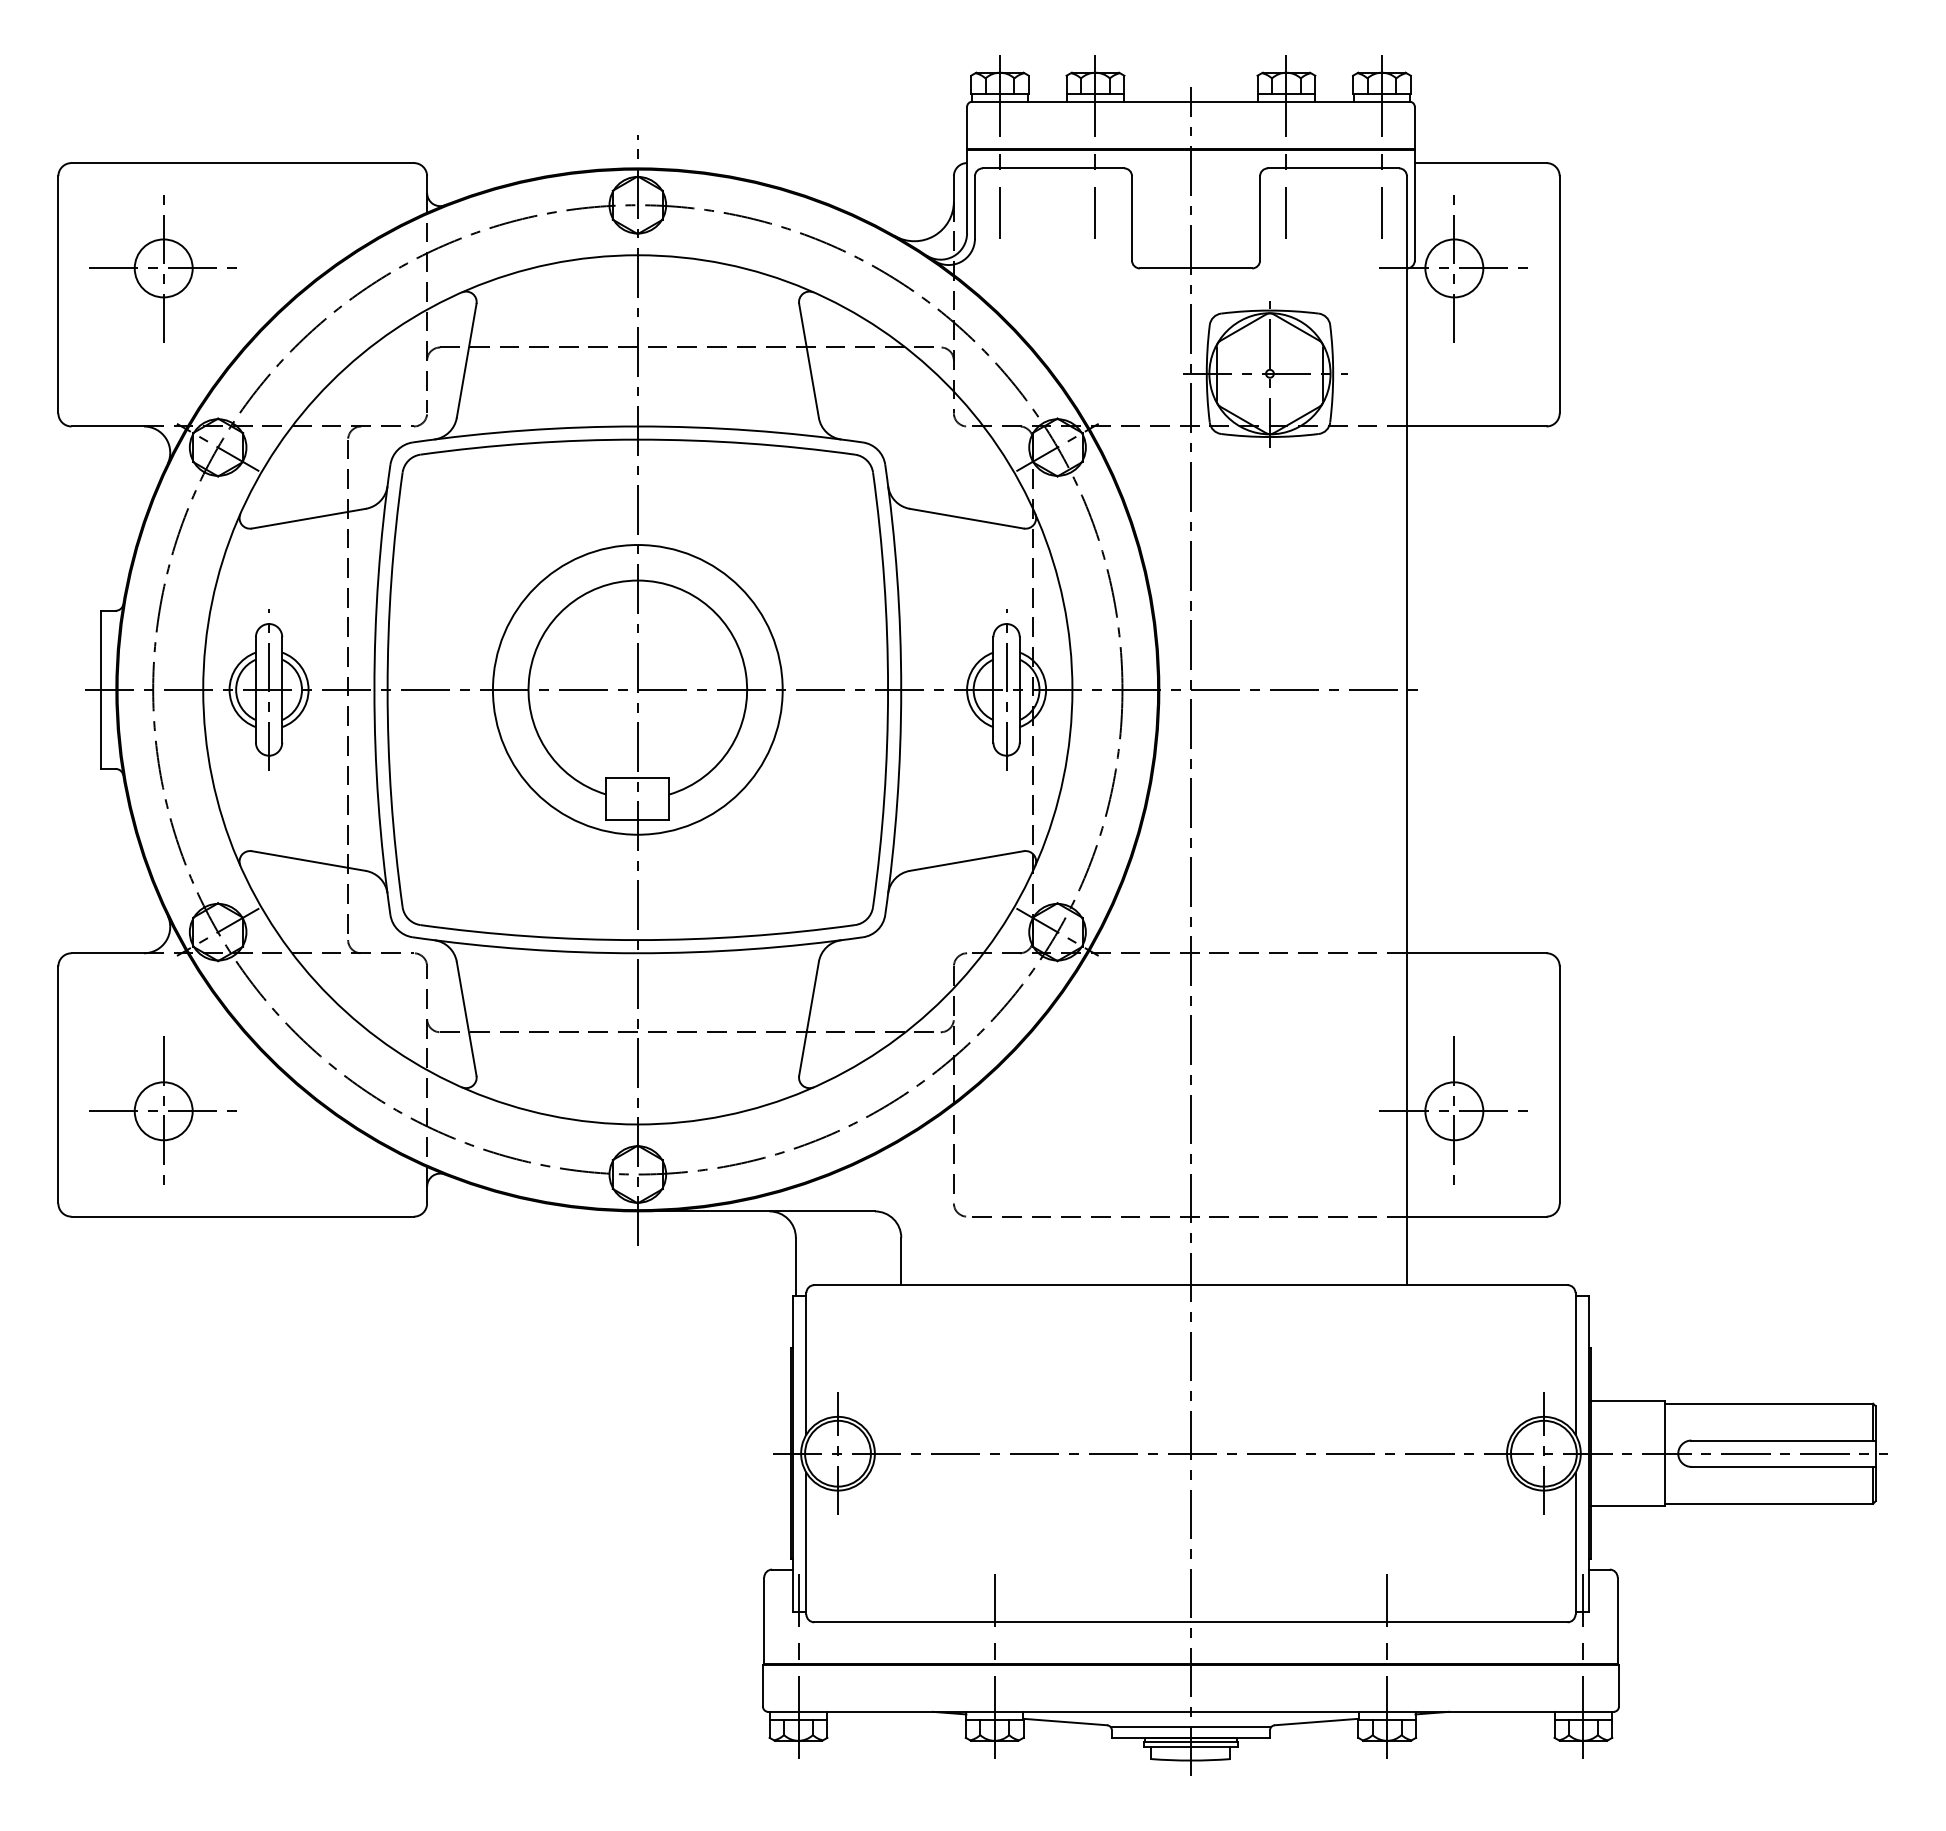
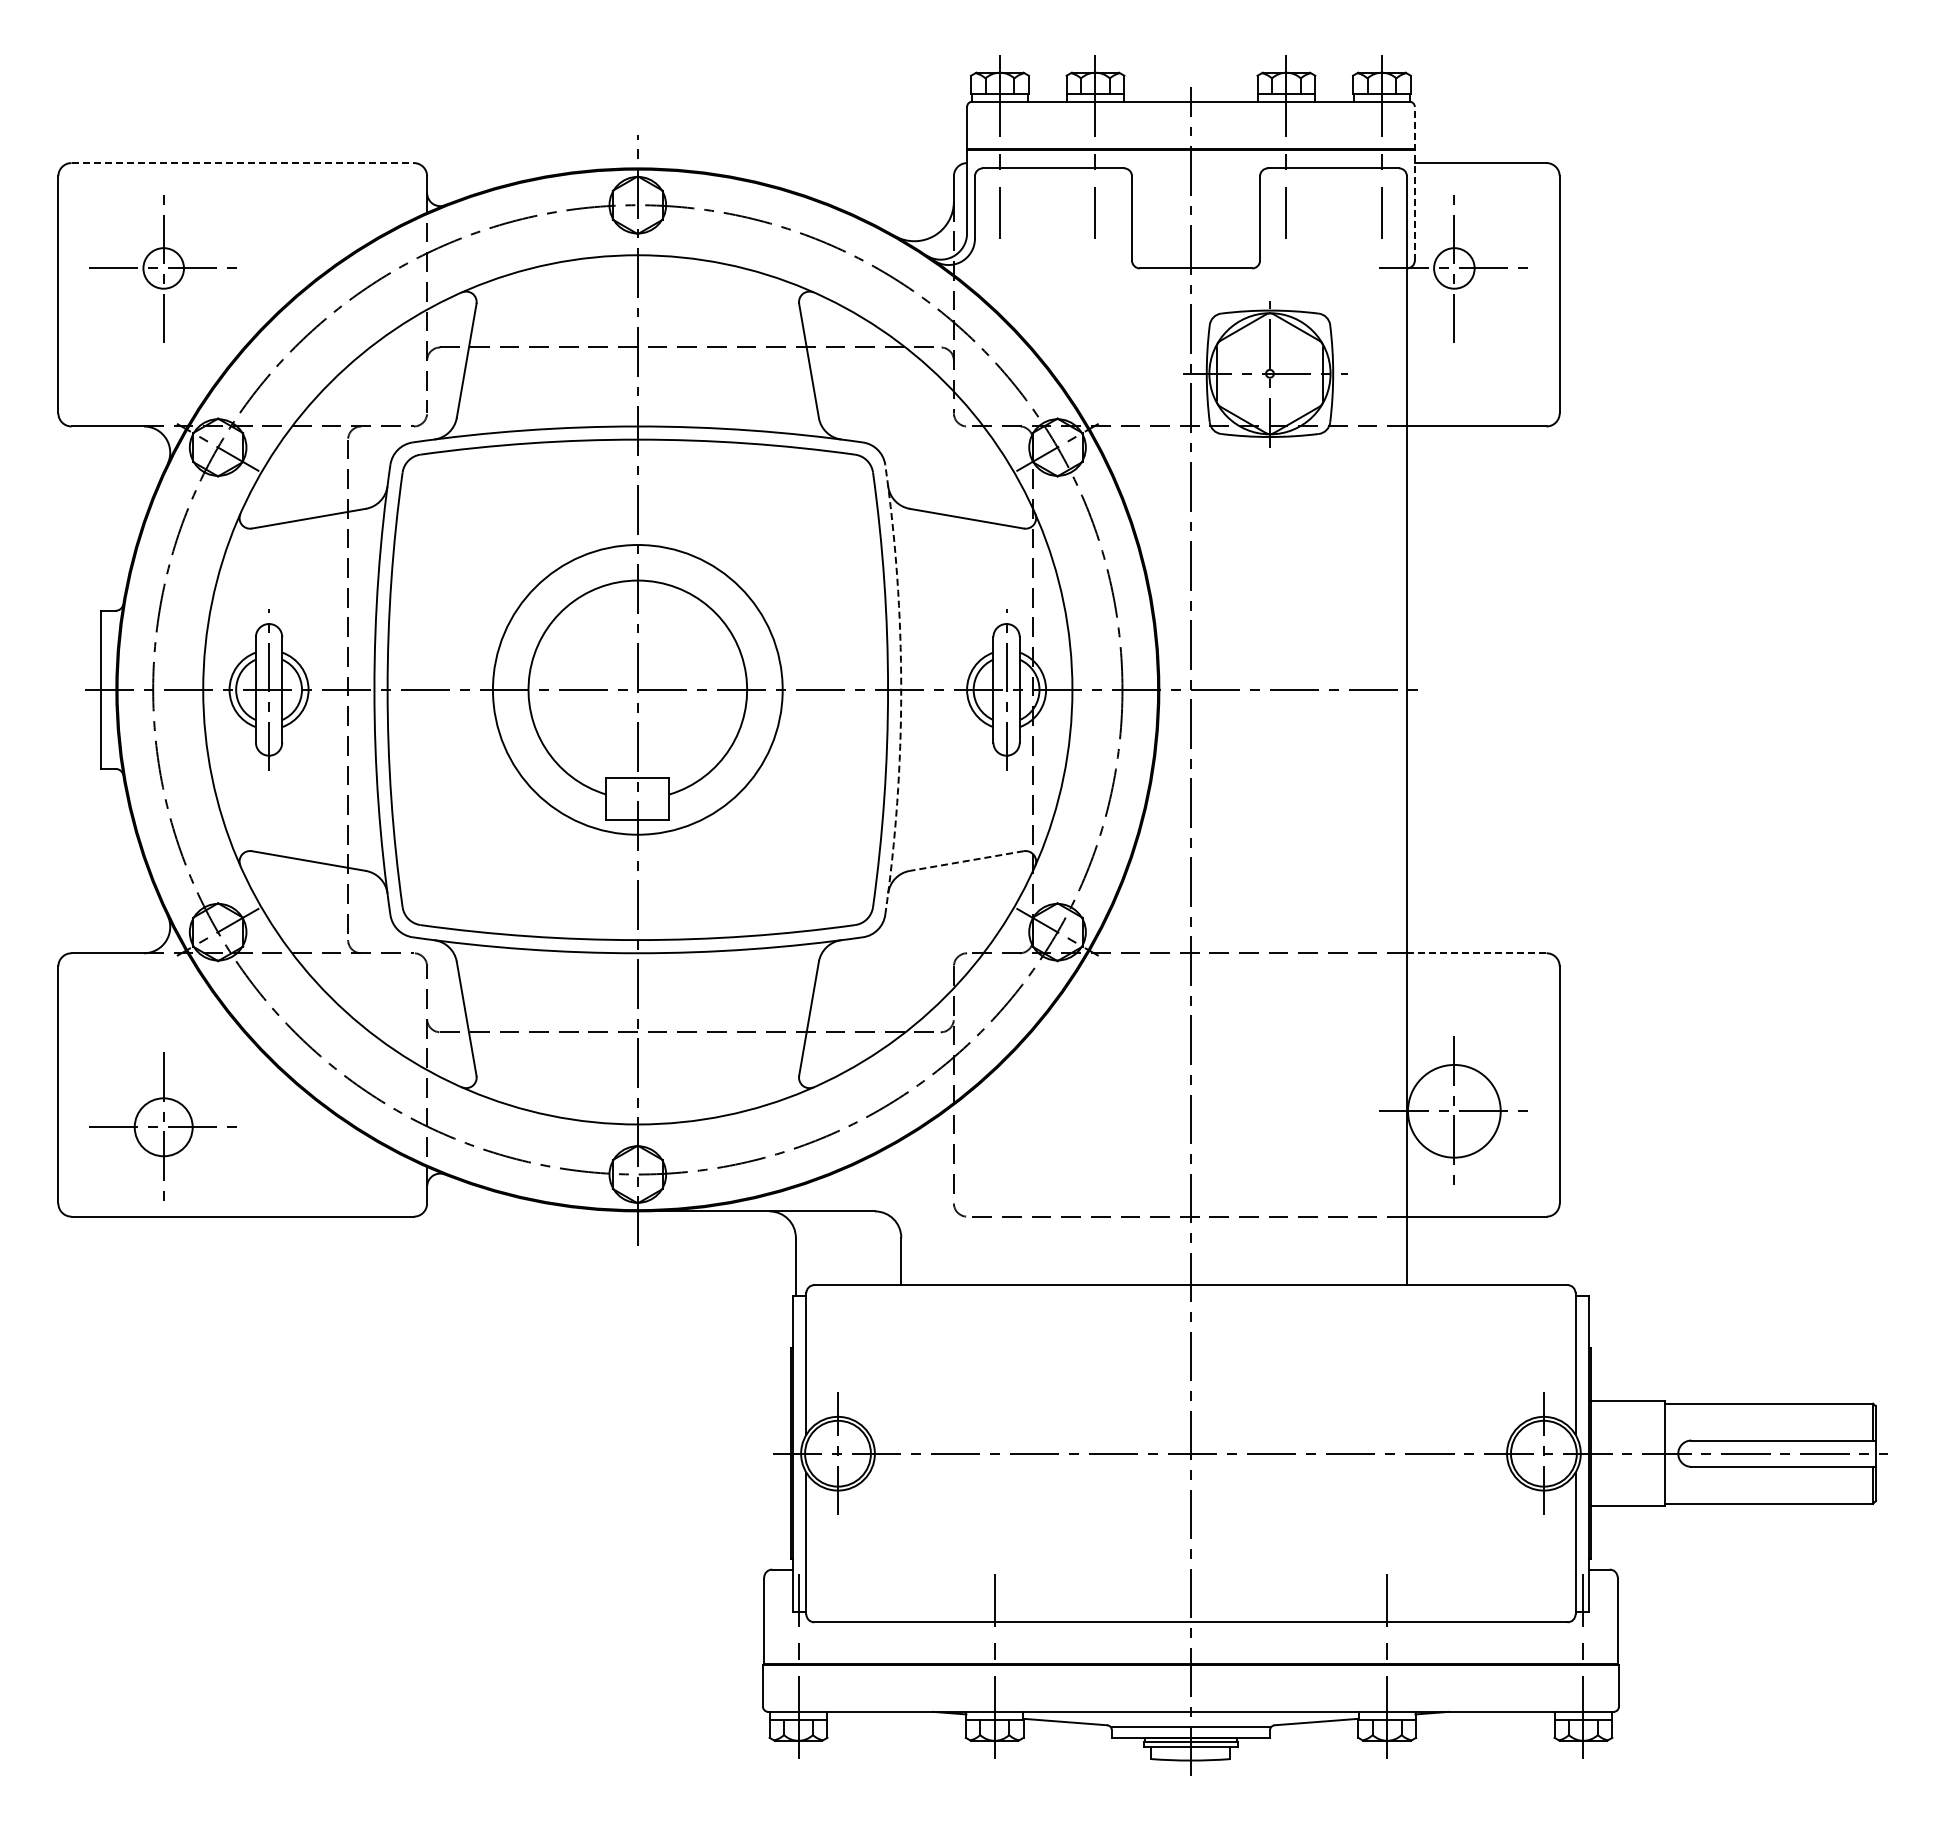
line: solid -> dashed (243, 163)
line: solid -> dashed (1414, 183)
circle diameter: 58 px -> 41 px (163, 268)
circle diameter: 58 px -> 41 px (1454, 268)
arc: solid -> dashed (901, 689)
line: solid -> dashed (966, 861)
line: solid -> dashed (1476, 953)
part position: (162, 1110) -> (162, 1126) (162, 1126)
circle diameter: 58 px -> 93 px (1454, 1110)
